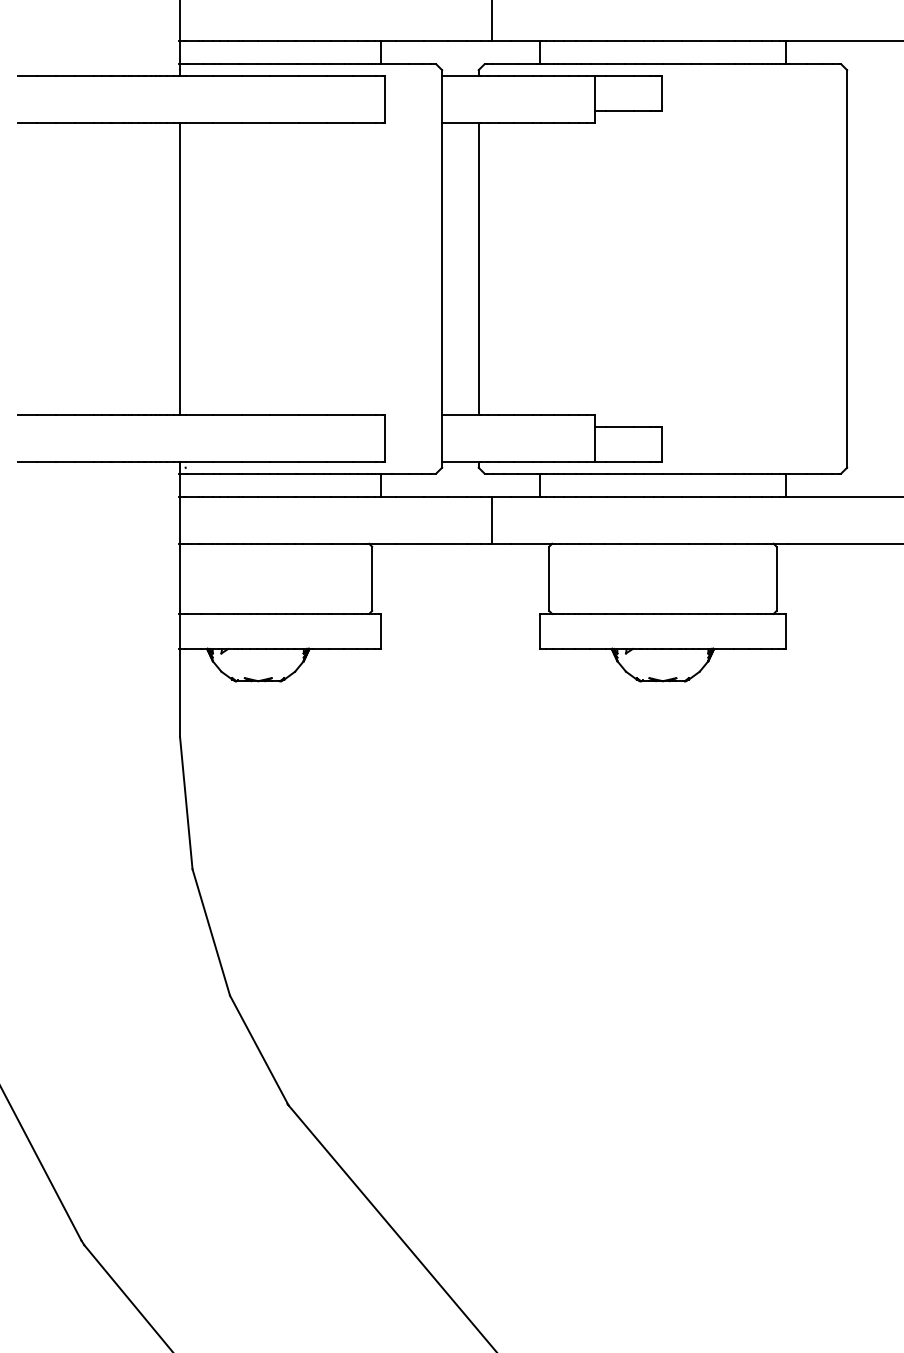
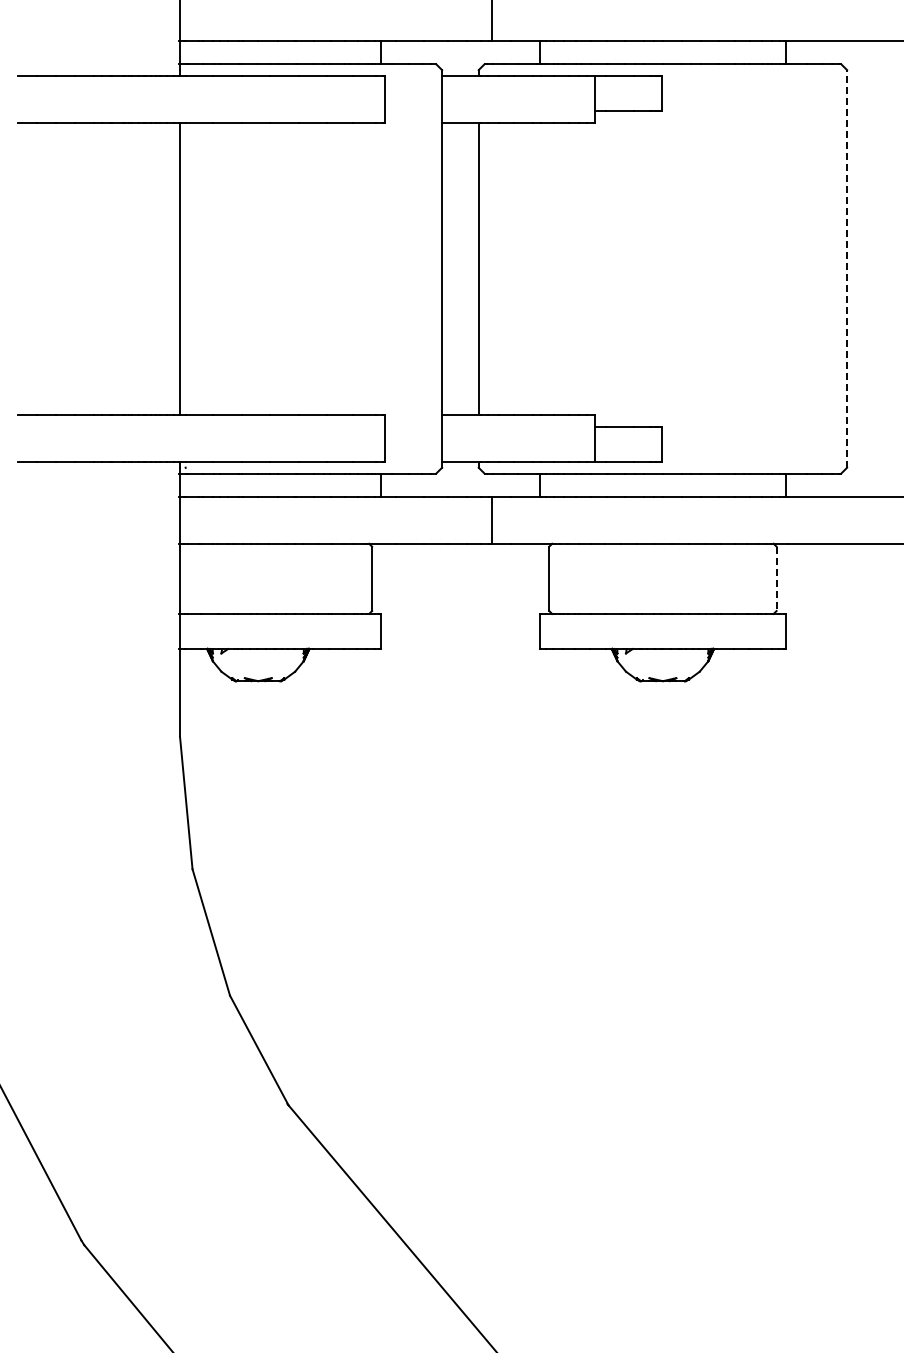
line: solid -> dashed (847, 268)
line: solid -> dashed (776, 579)
